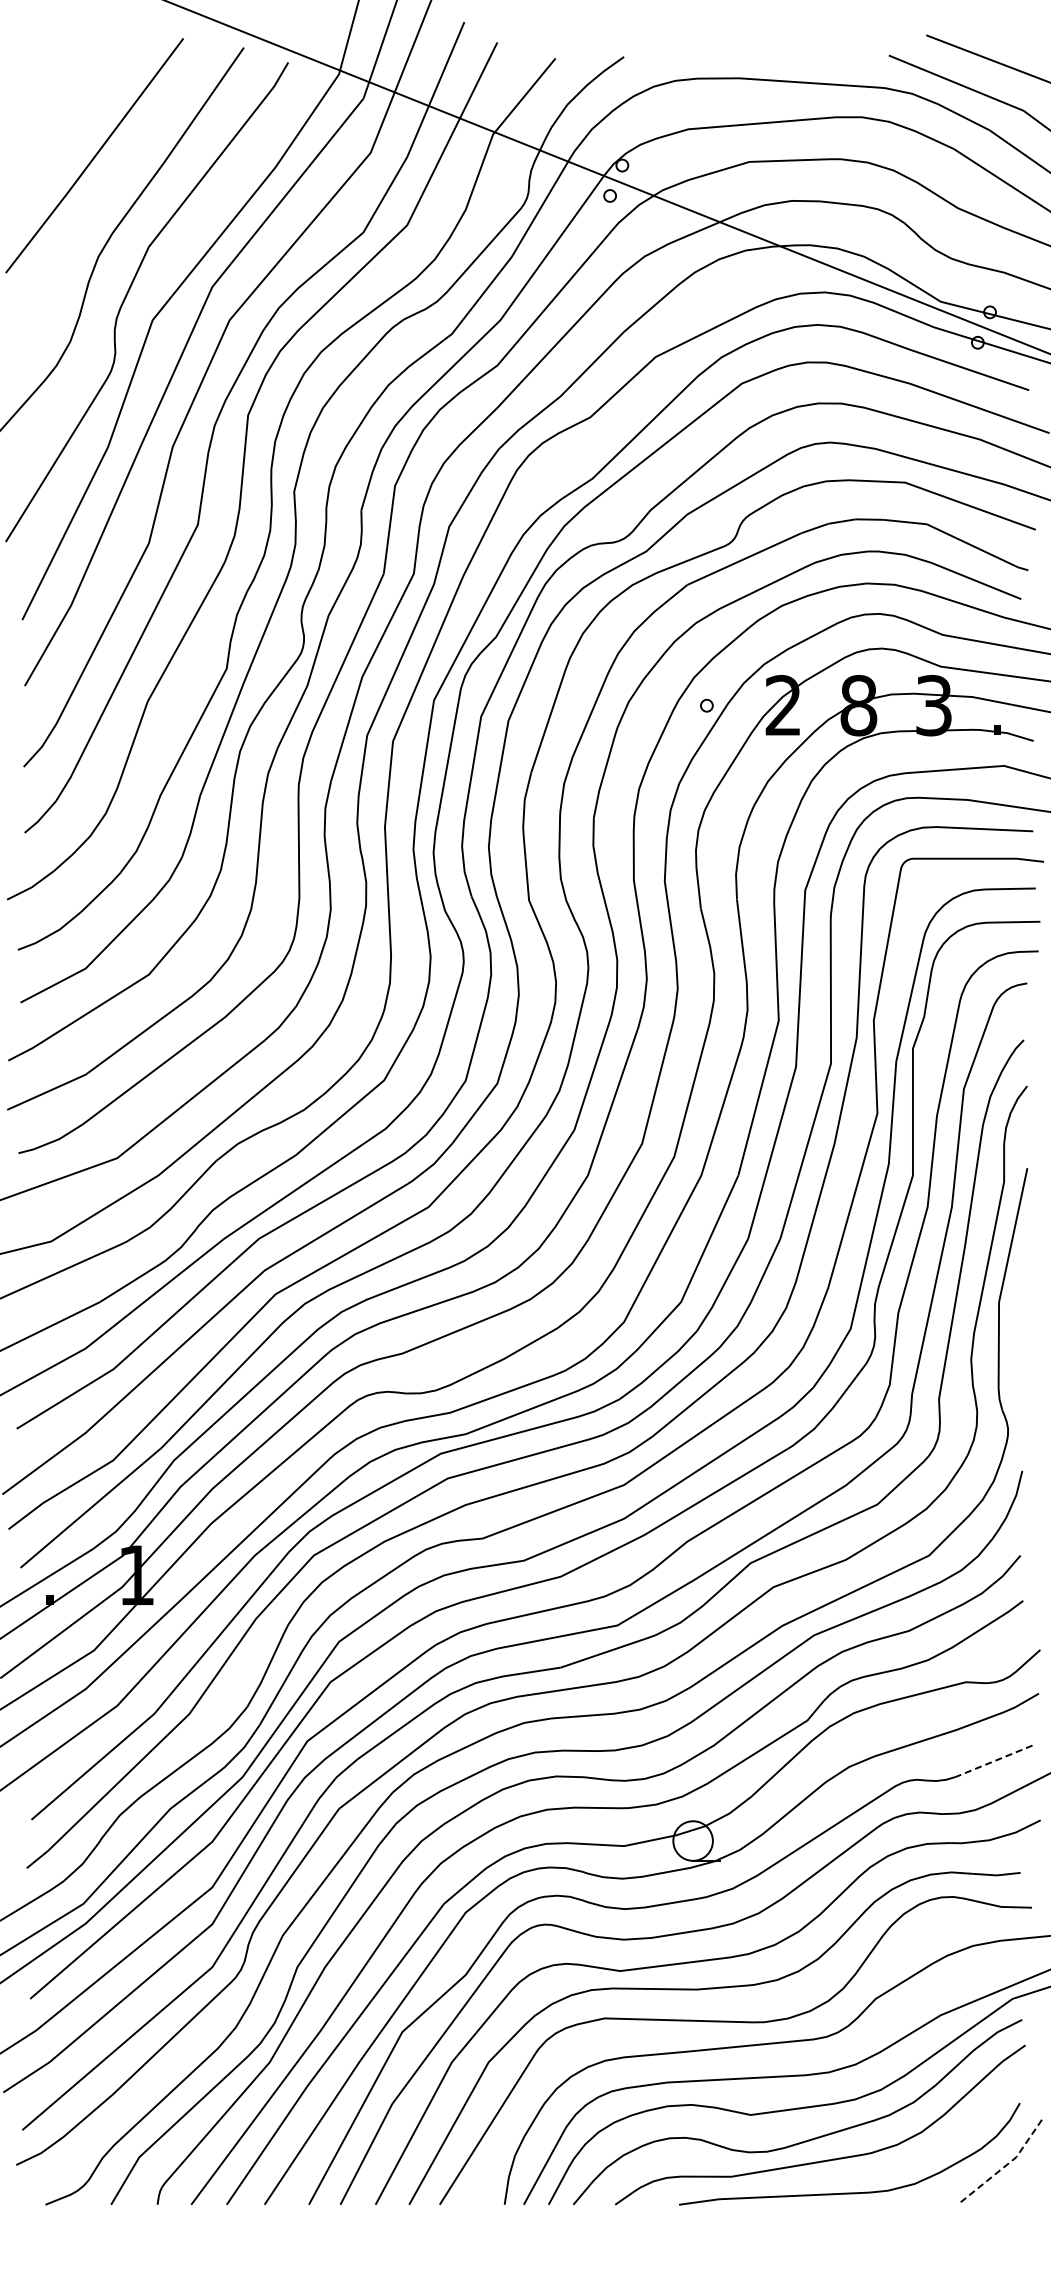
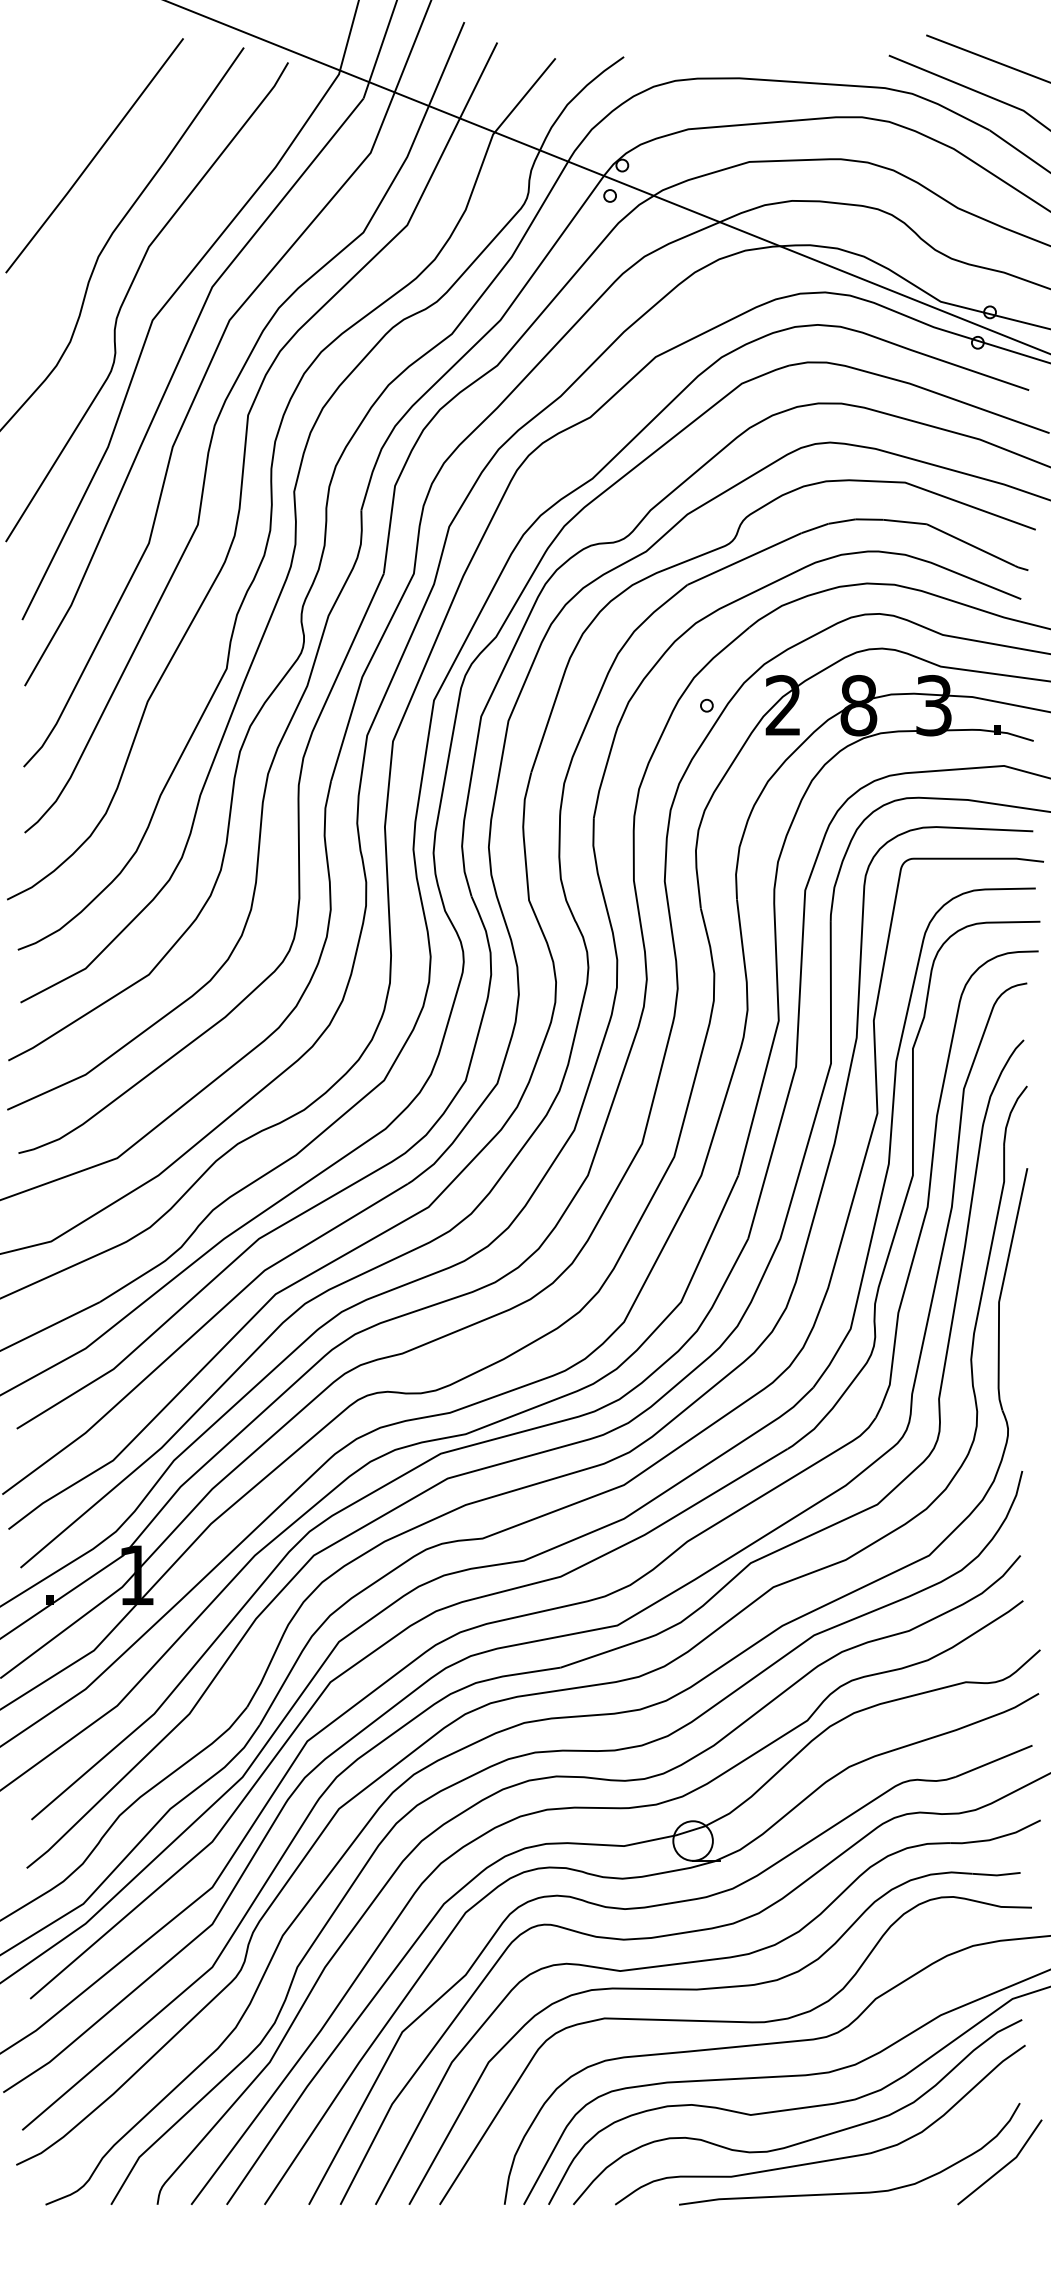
line: dashed -> solid (993, 1761)
line: dashed -> solid (1004, 2166)
